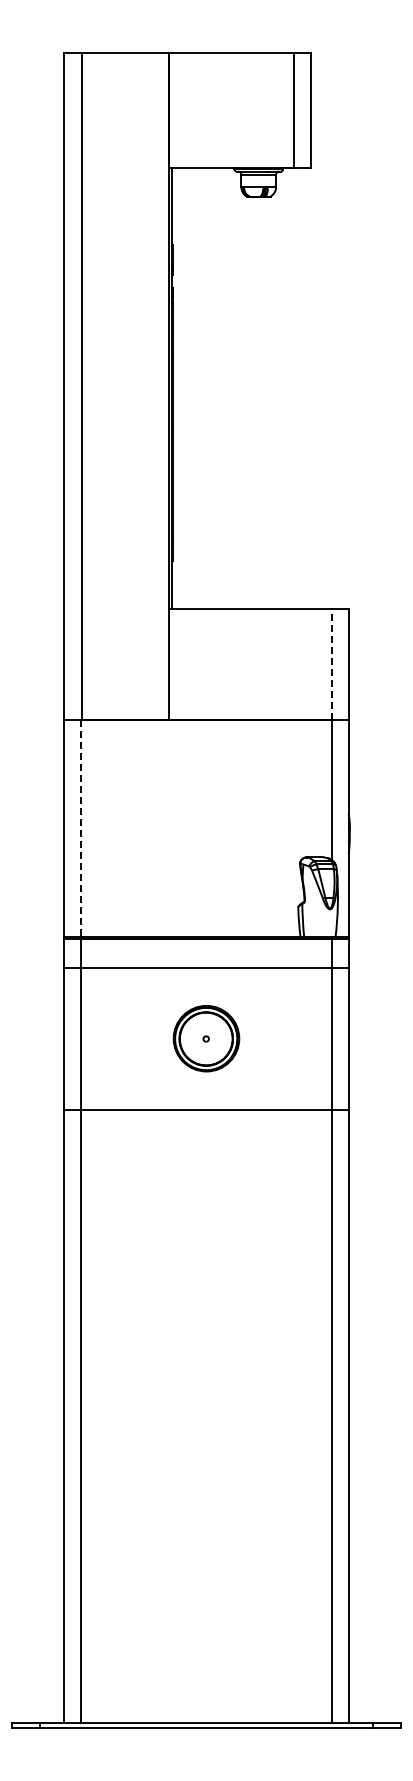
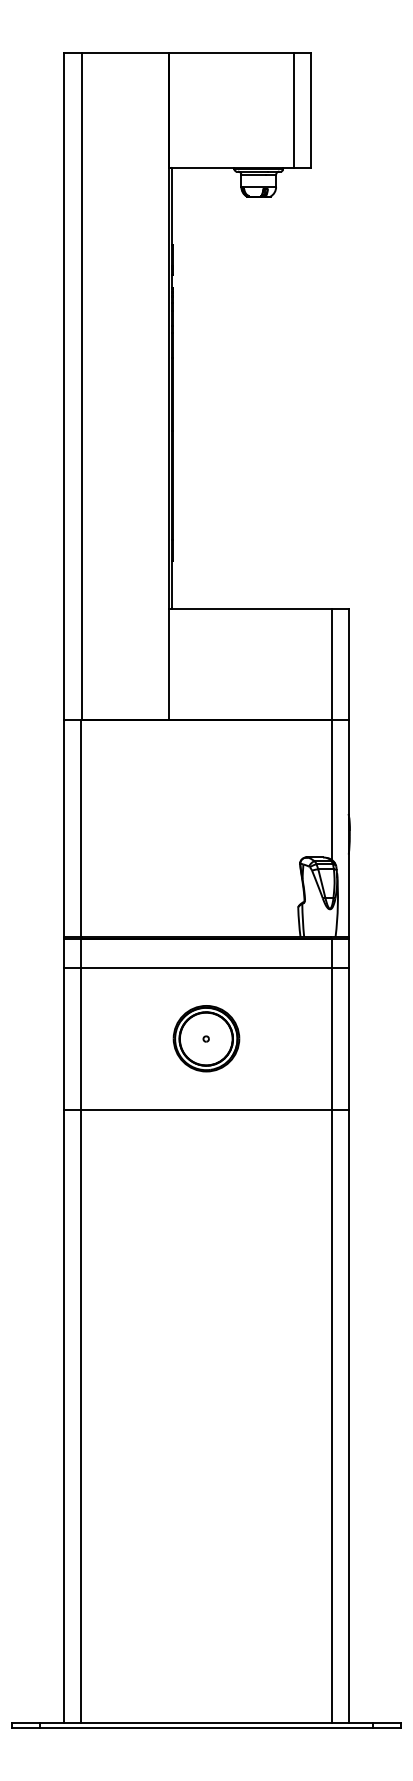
line: dashed -> solid (331, 664)
line: dashed -> solid (81, 828)
